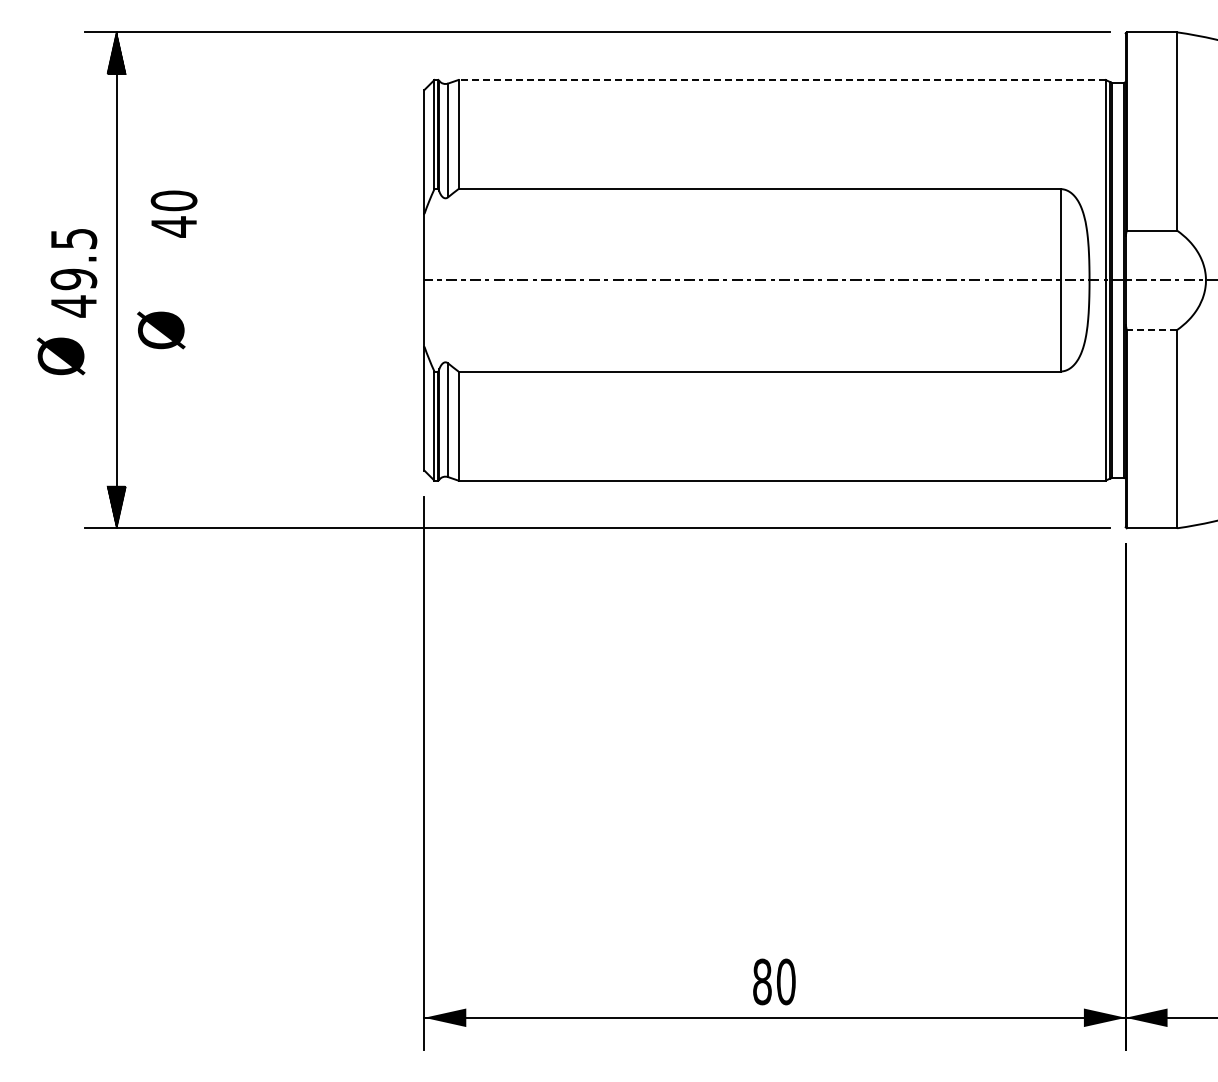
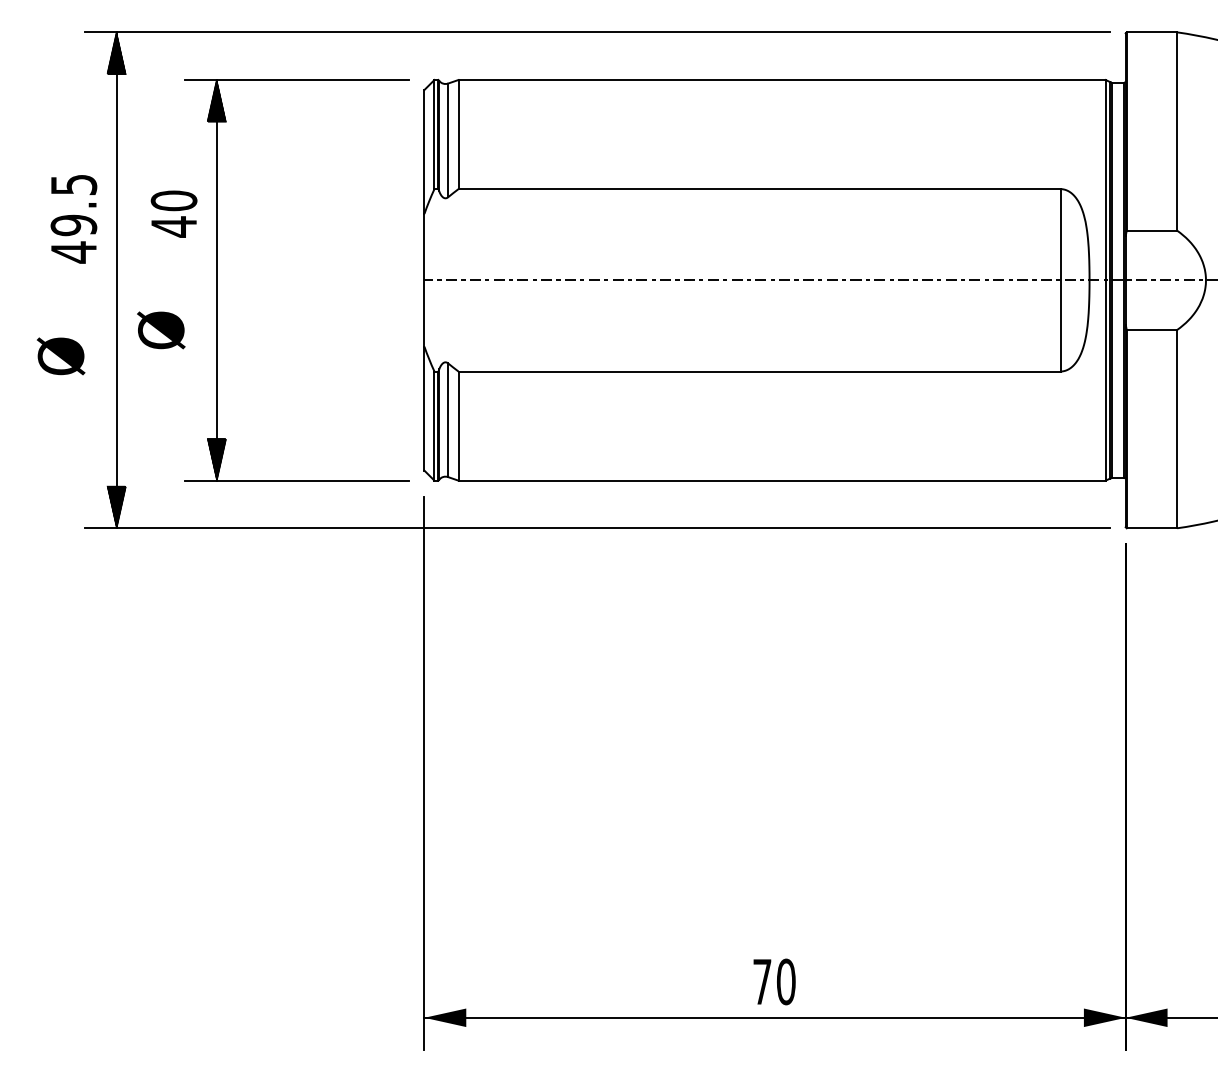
line: dashed -> solid (782, 80)
text position: (73, 273) -> (73, 219) (73, 219)
part: none -> present (217, 280)
line: dashed -> solid (1151, 329)
text: 80 -> 70 (762, 981)
